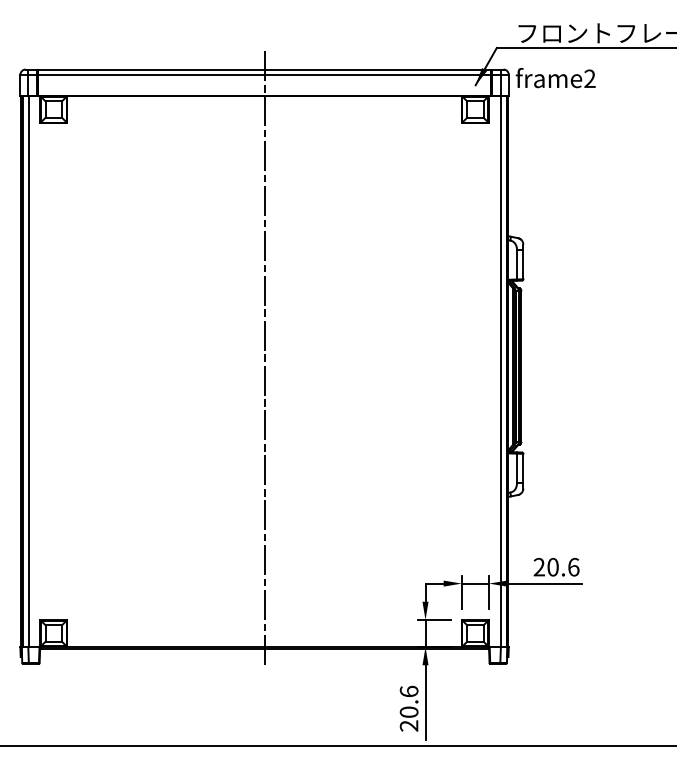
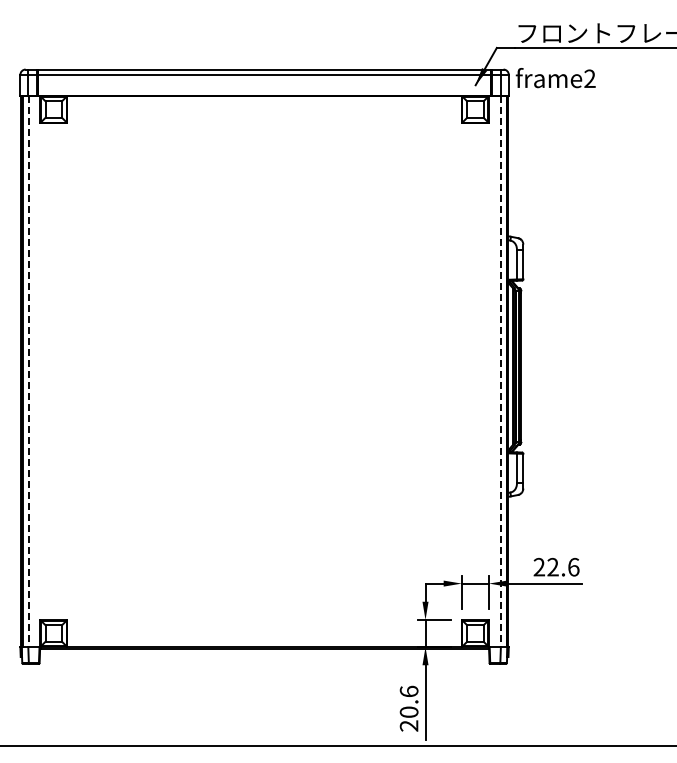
line: present -> none (264, 359)
line: solid -> dashed (28, 371)
line: solid -> dashed (500, 371)
text: 20.6 -> 22.6 (552, 567)
